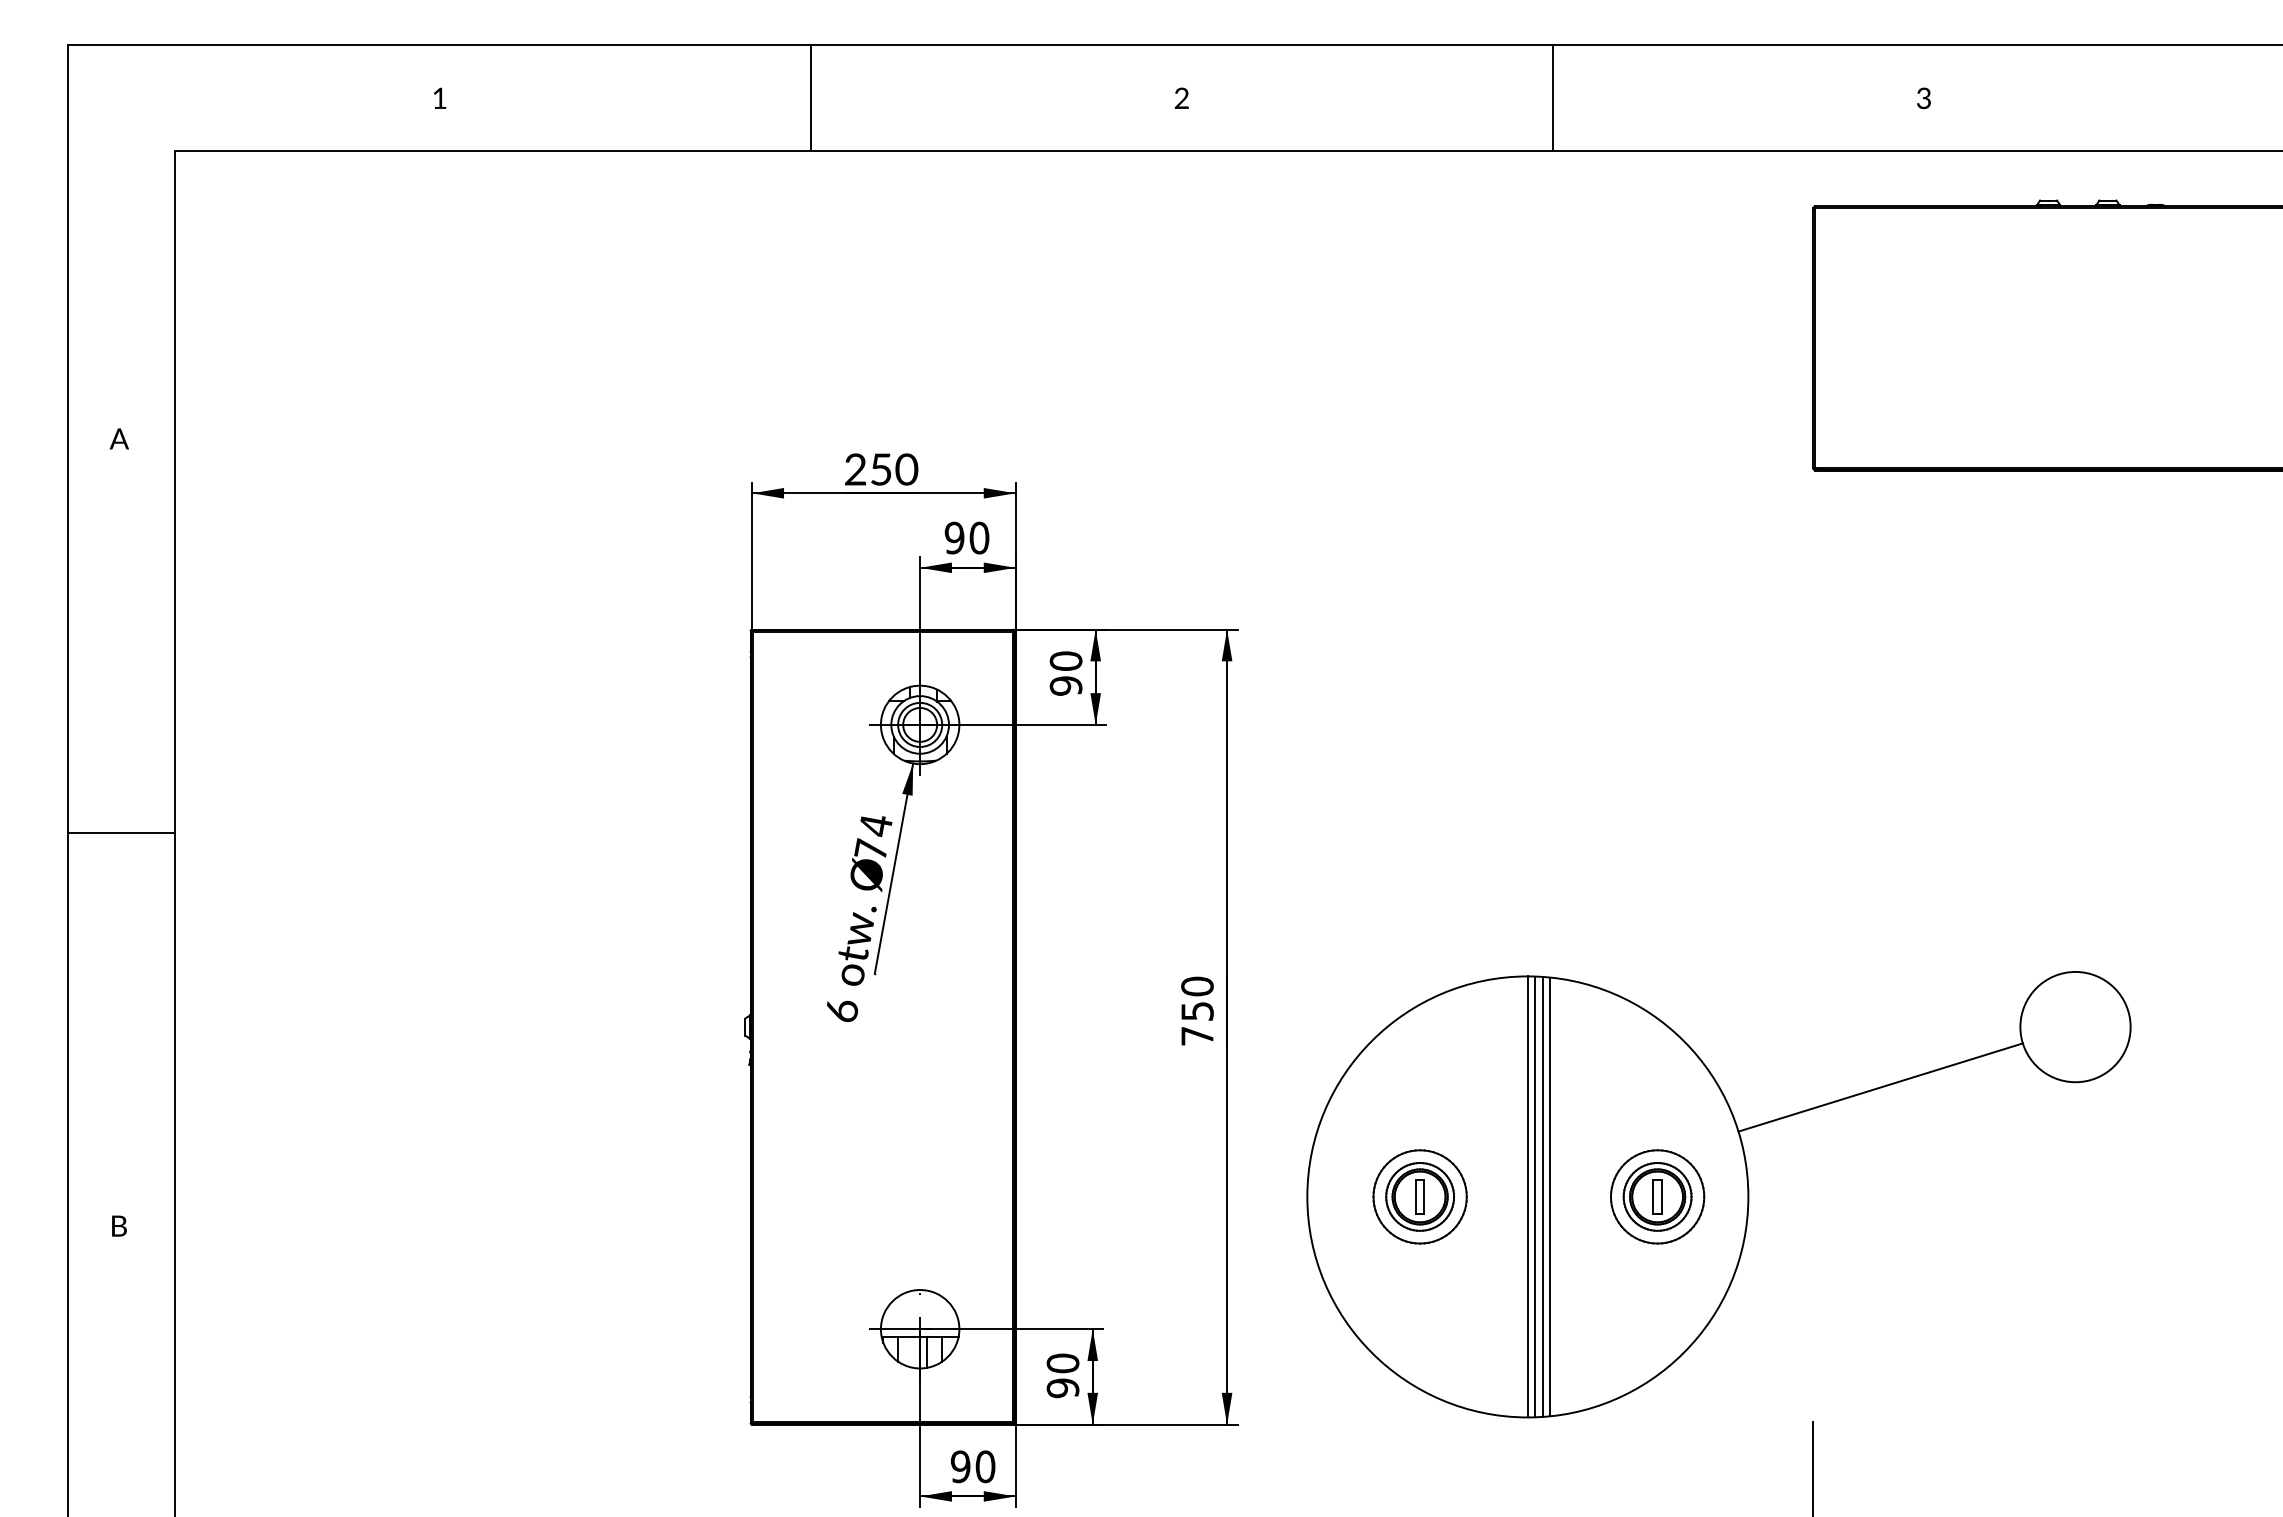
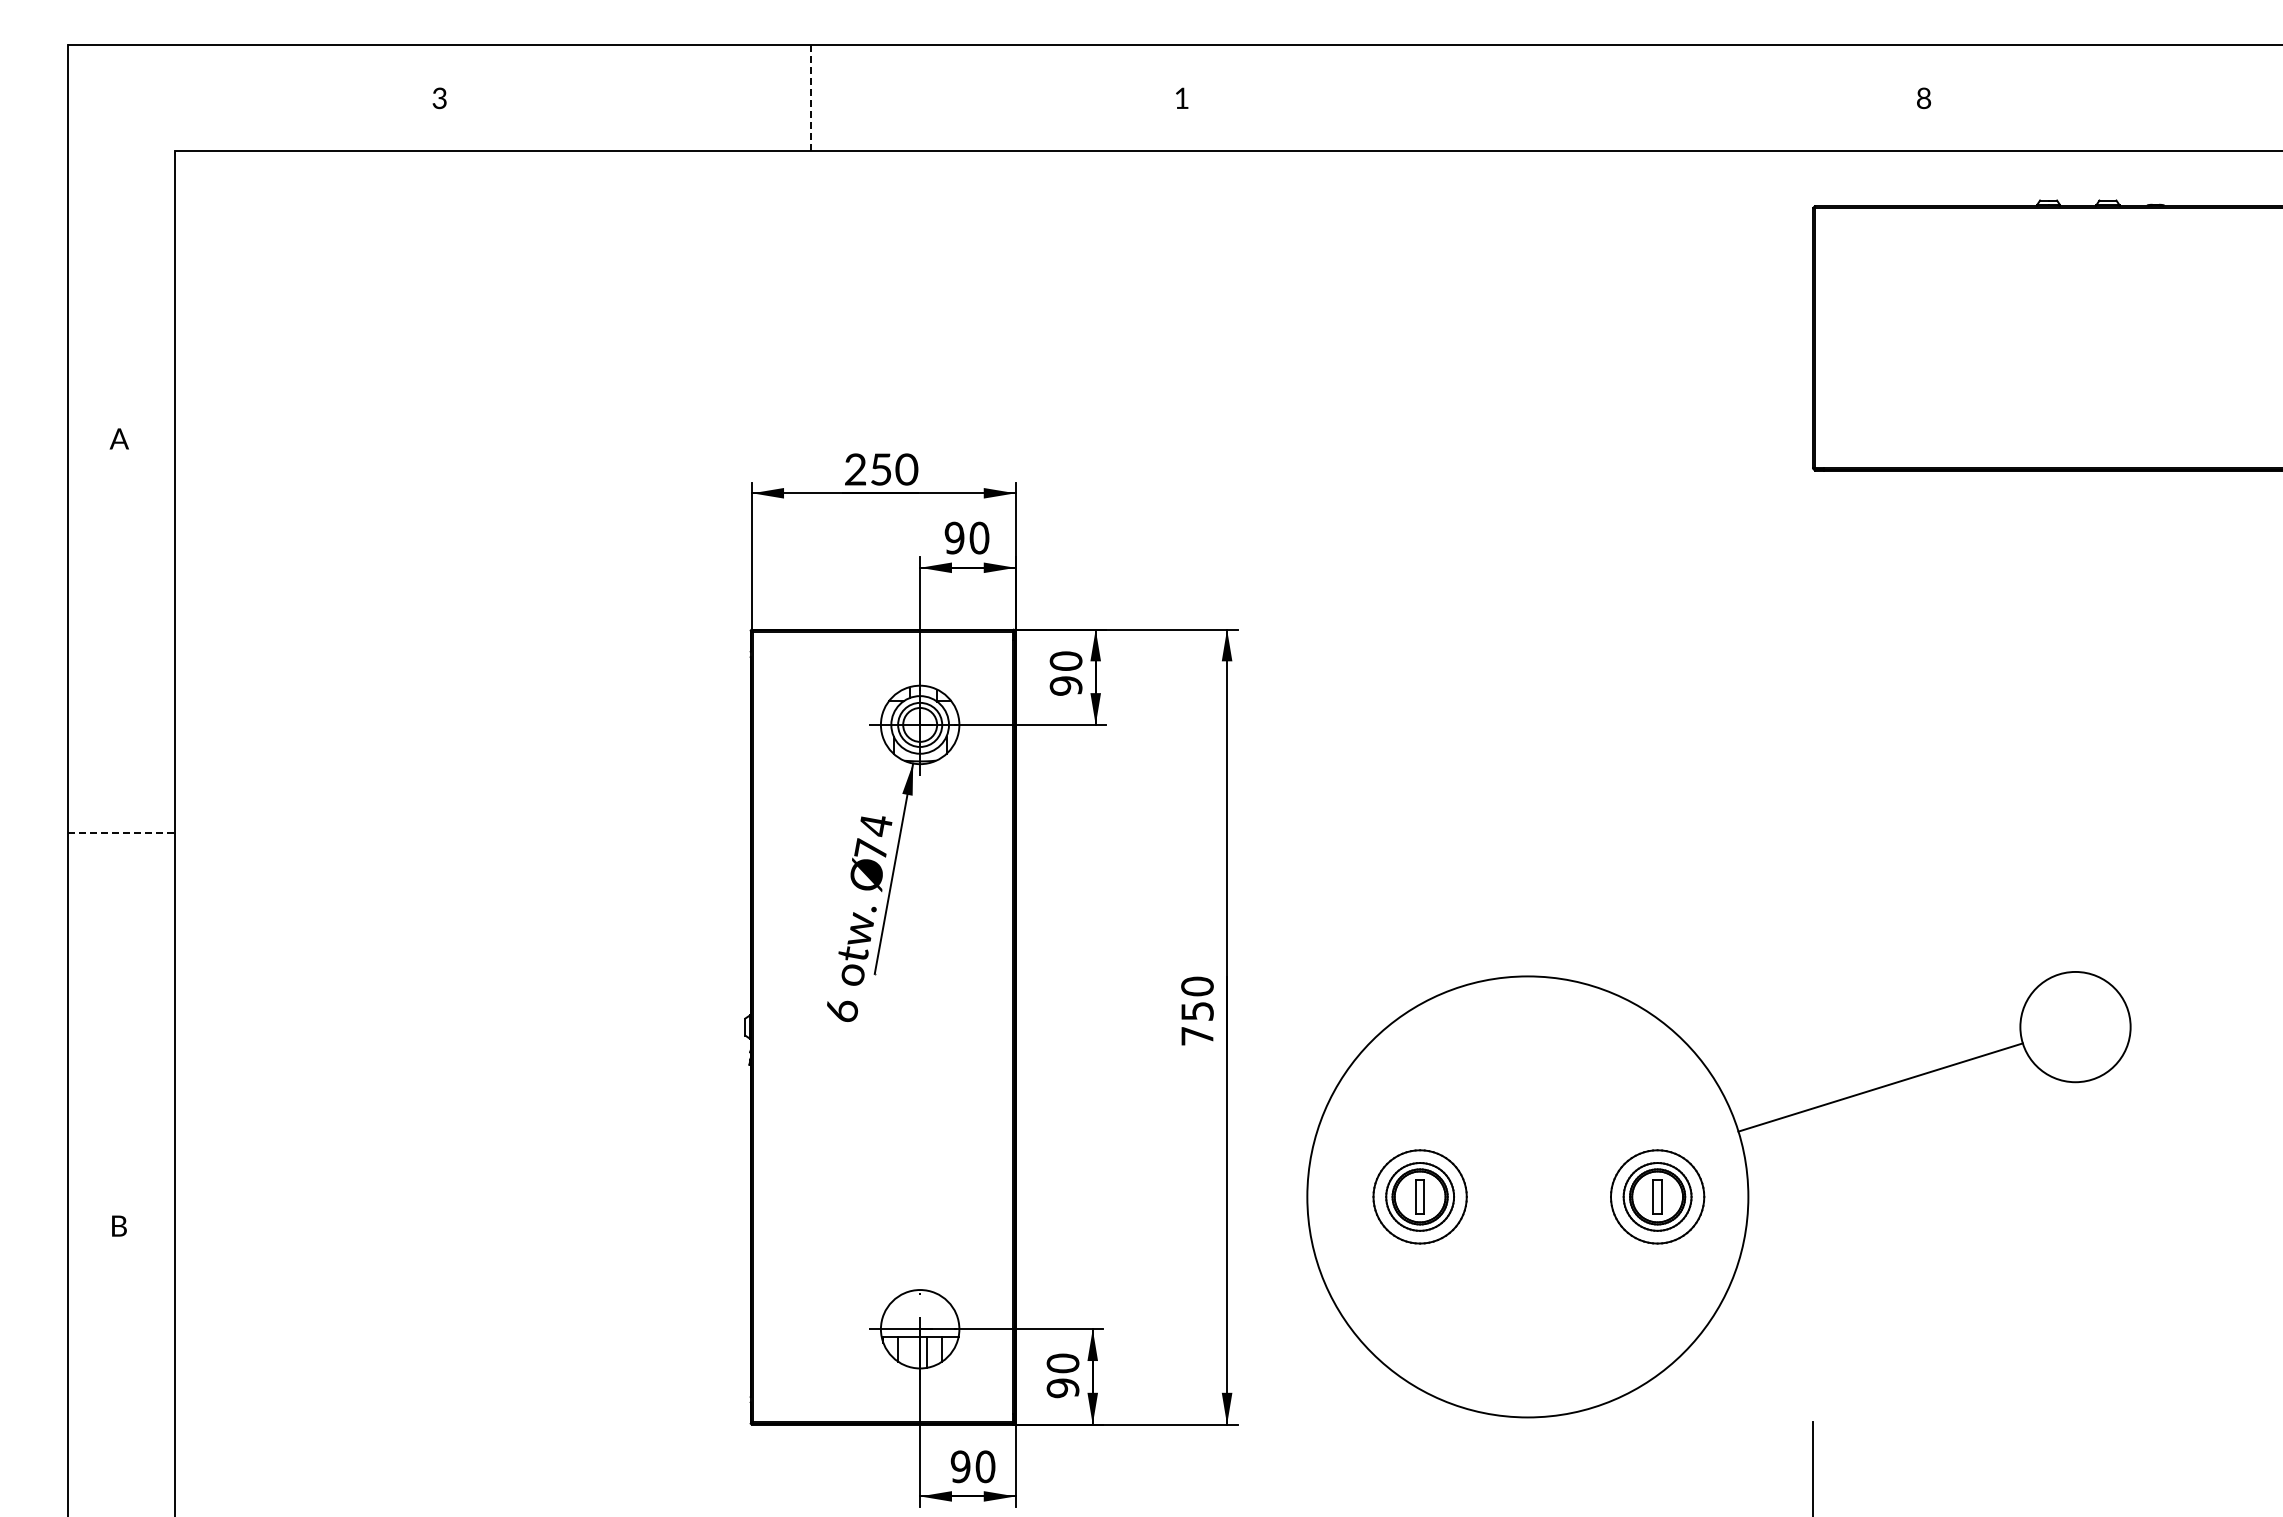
text: 2 -> 1 (1181, 97)
text: 1 -> 3 (439, 98)
line: solid -> dashed (810, 98)
line: present -> none (1552, 98)
text: 3 -> 8 (1924, 98)
line: solid -> dashed (121, 832)
line: present -> none (1527, 1196)
line: present -> none (1534, 1196)
line: present -> none (1543, 1196)
line: present -> none (1549, 1196)
